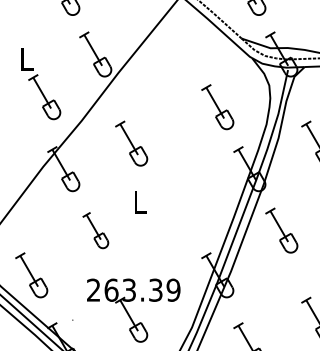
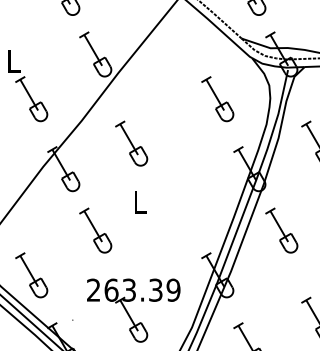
part position: (41, 84) -> (28, 86) (28, 86)
part position: (217, 107) -> (217, 99) (217, 99)
part size: 28x38 px -> 34x47 px (95, 230)
